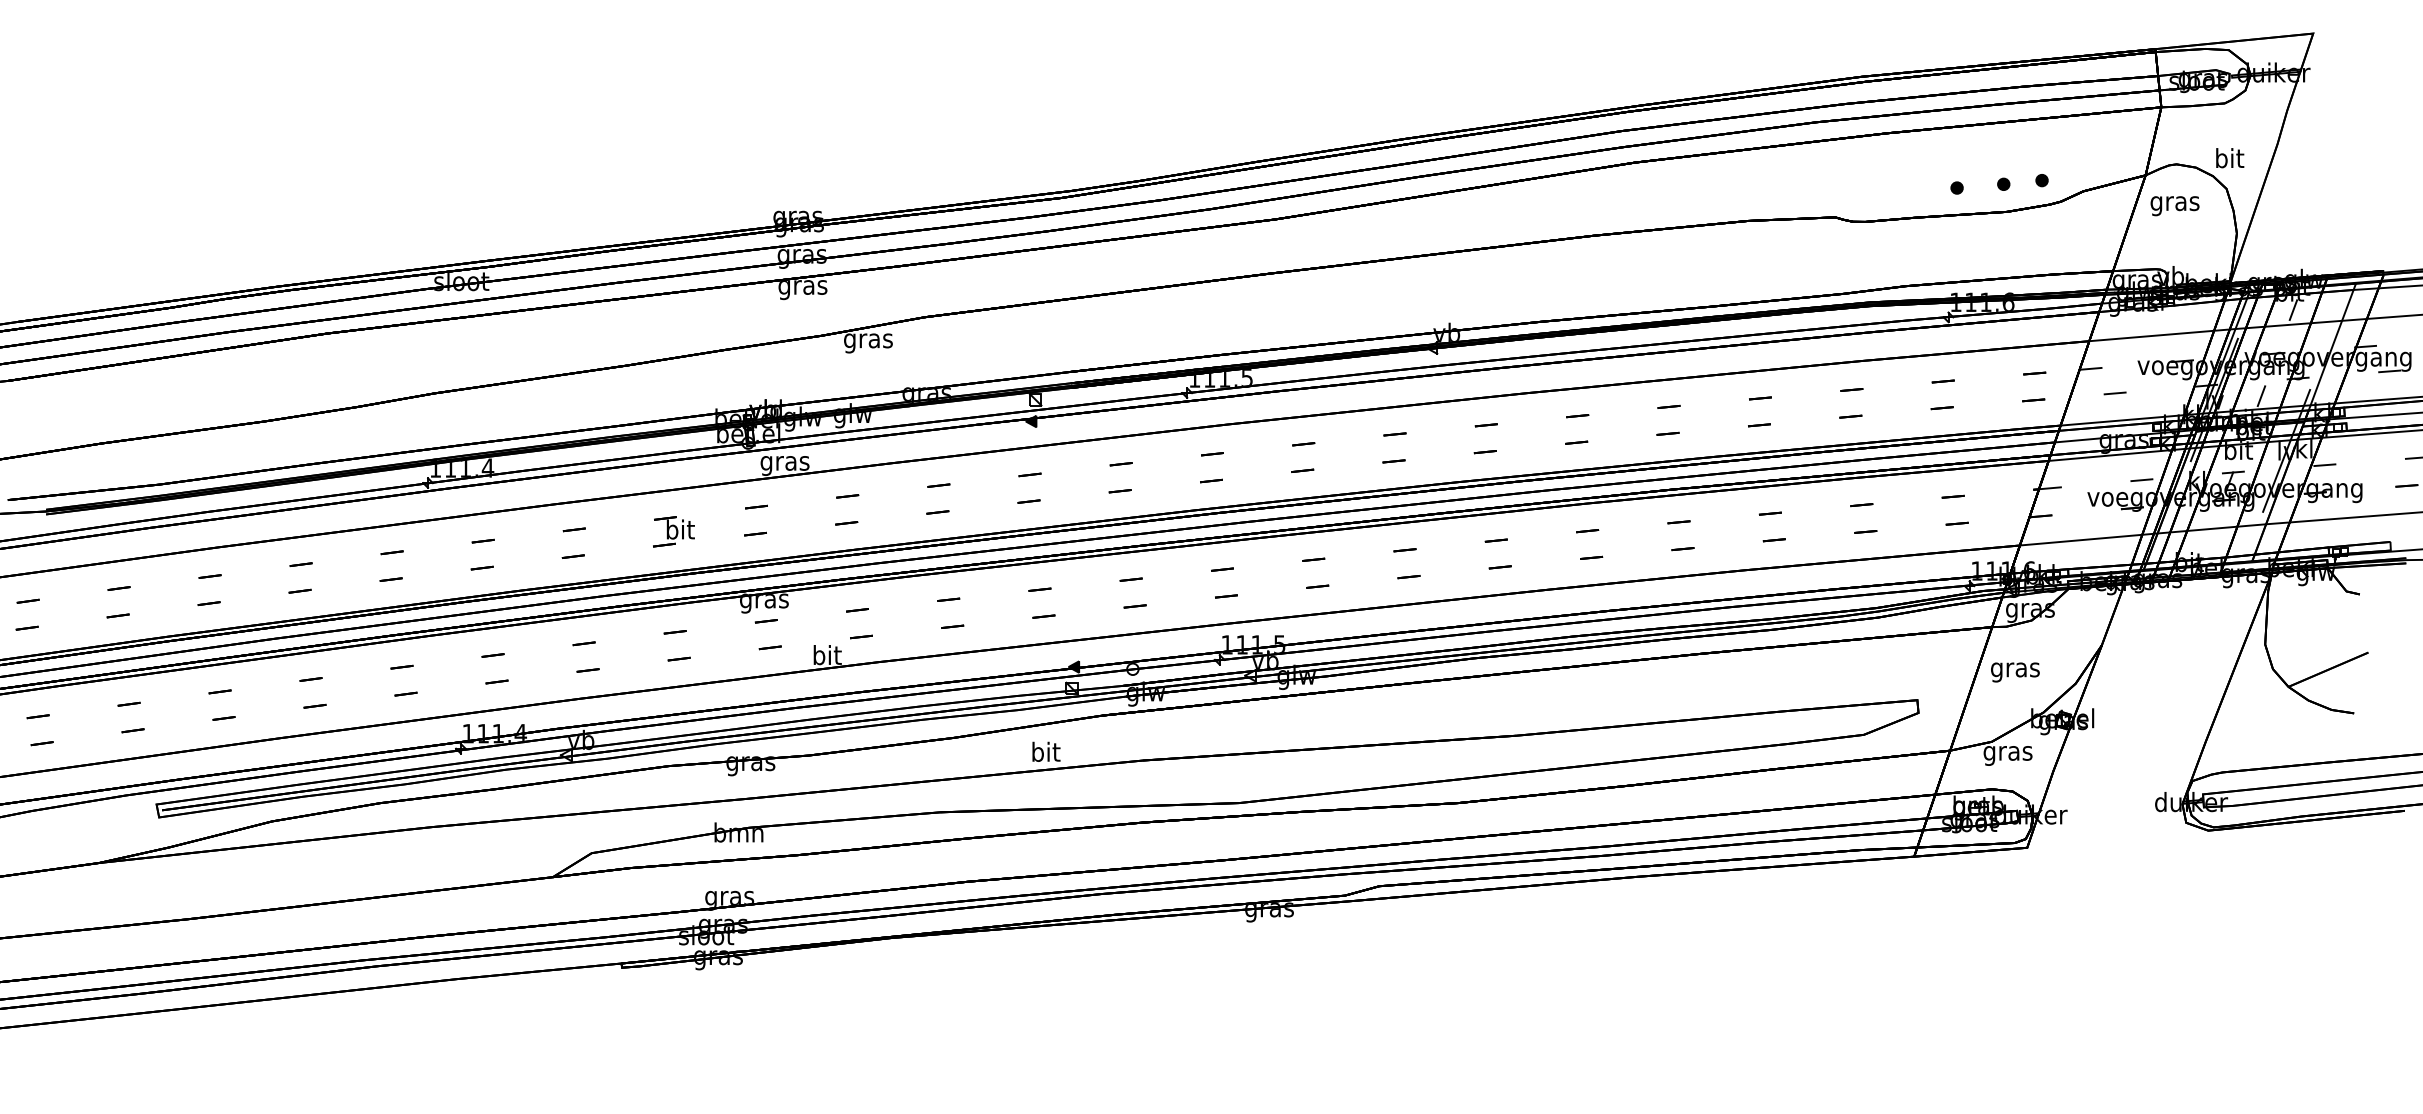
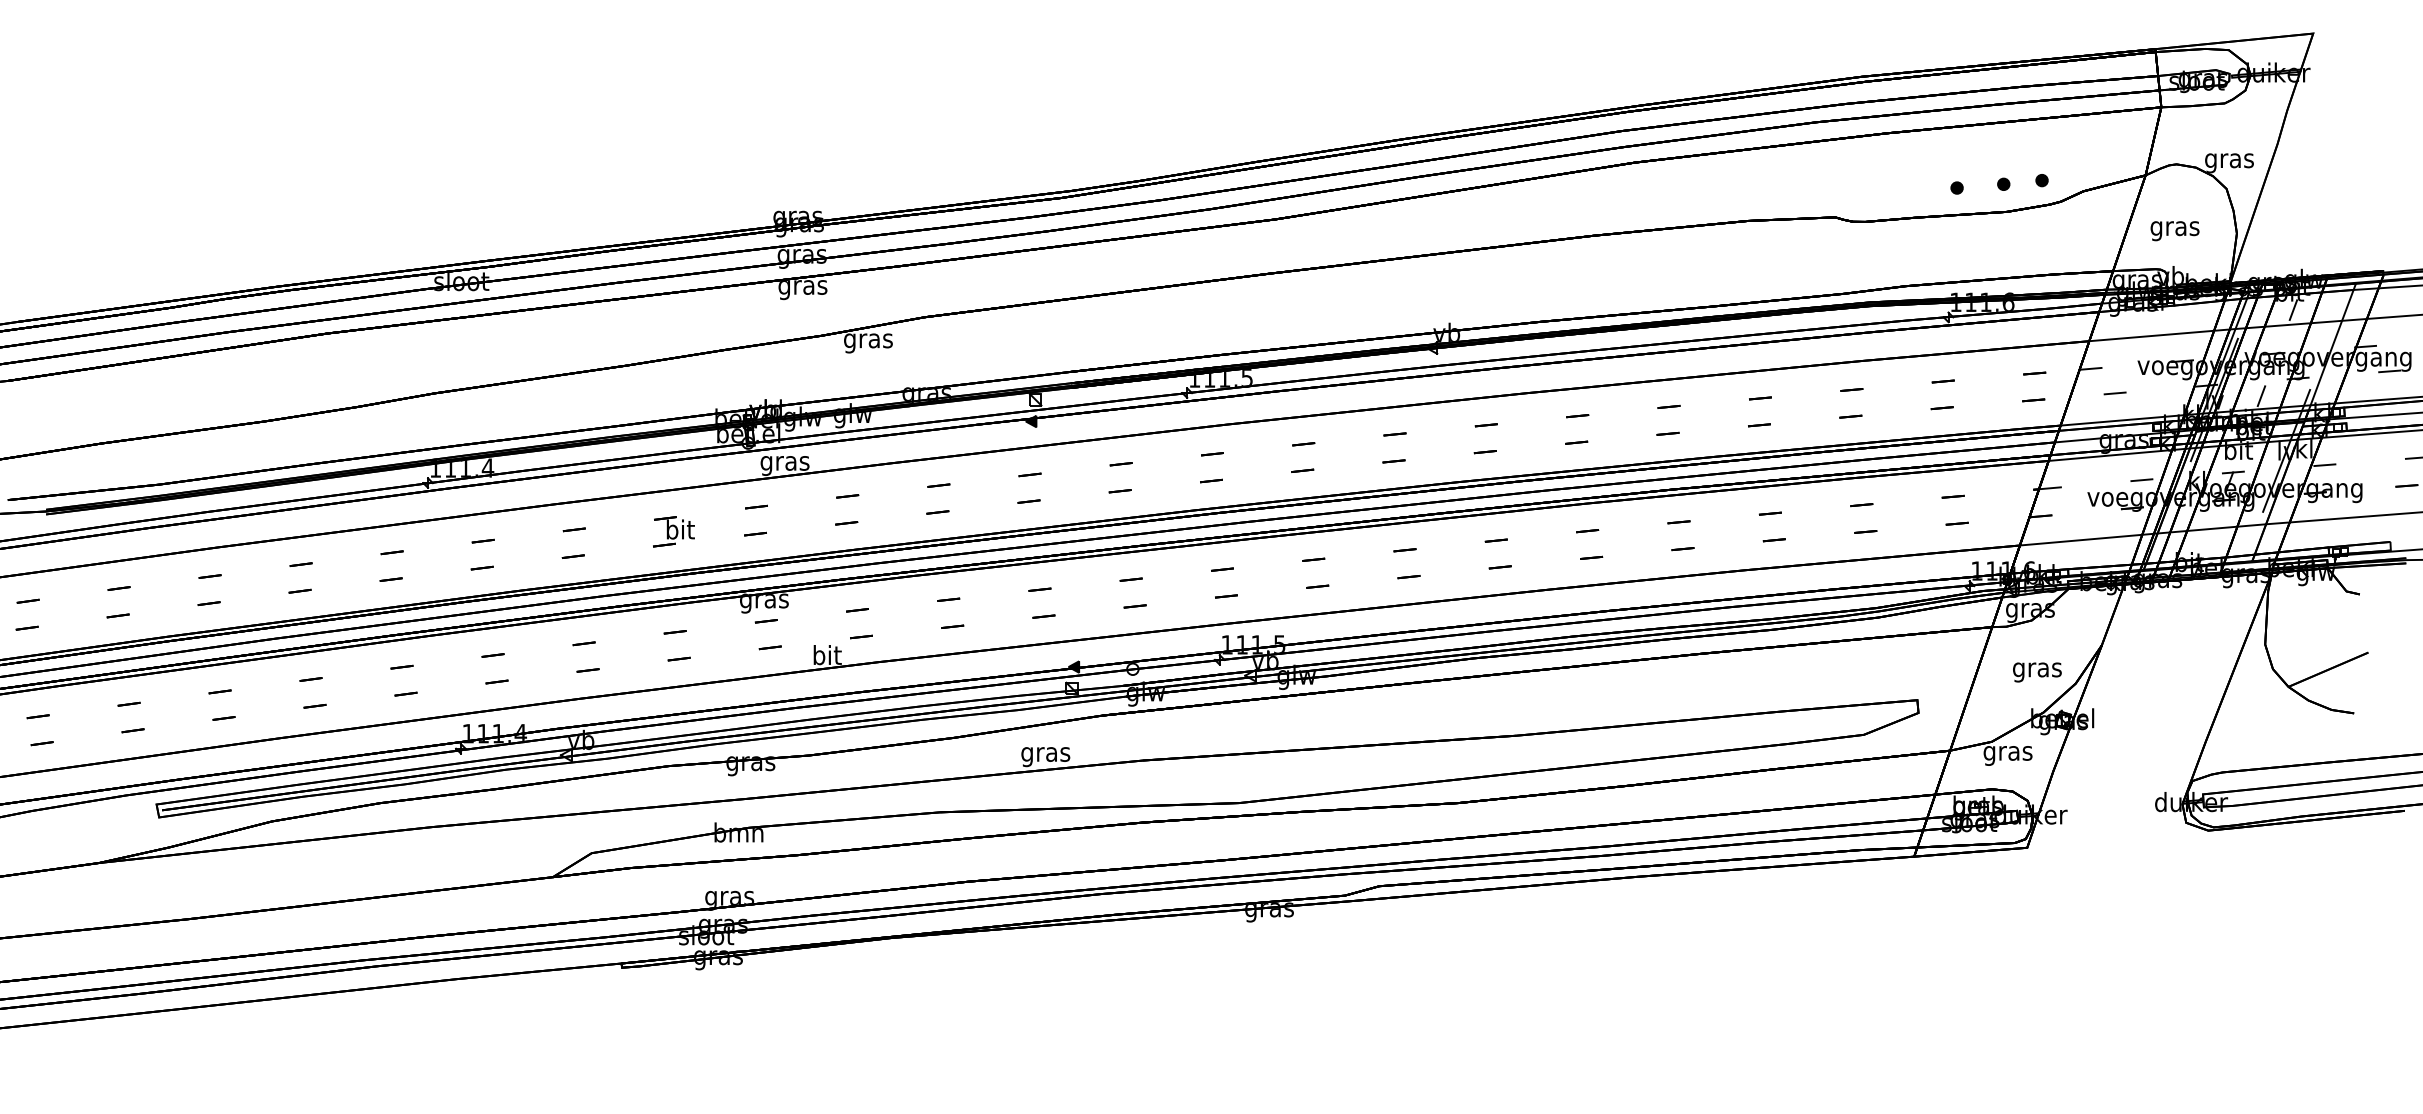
text: bit -> gras (2229, 160)
text position: (2174, 206) -> (2174, 231) (2174, 231)
text position: (2015, 672) -> (2037, 672) (2037, 672)
text: bit -> gras (1045, 754)
